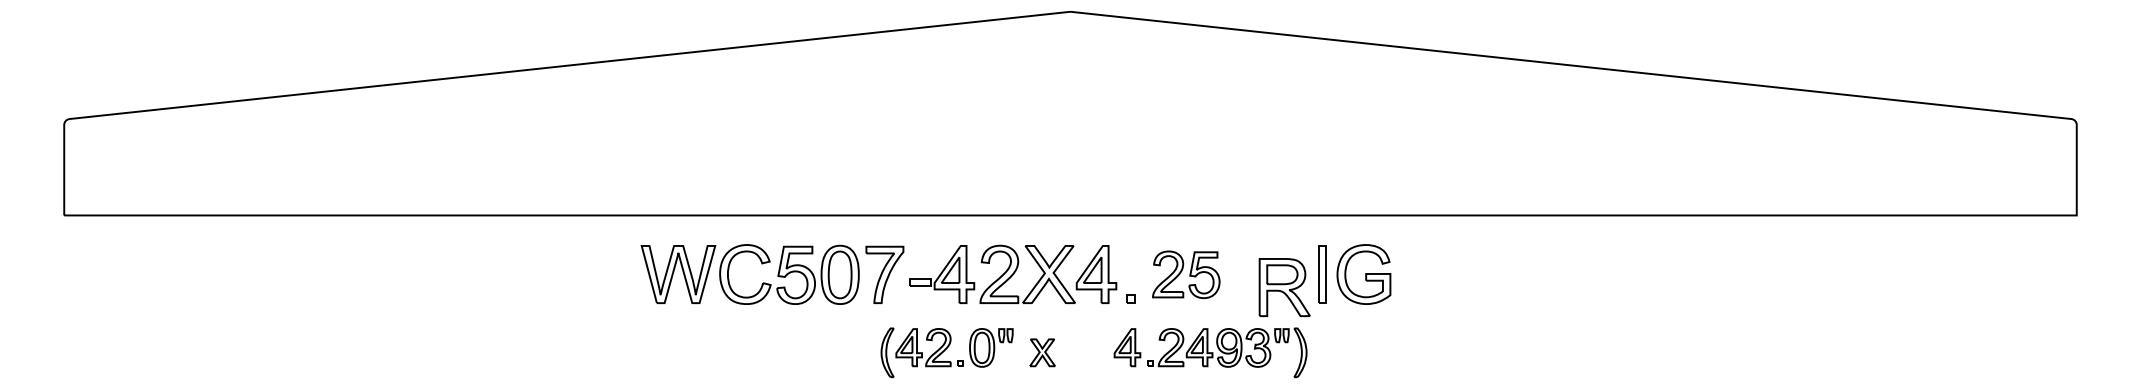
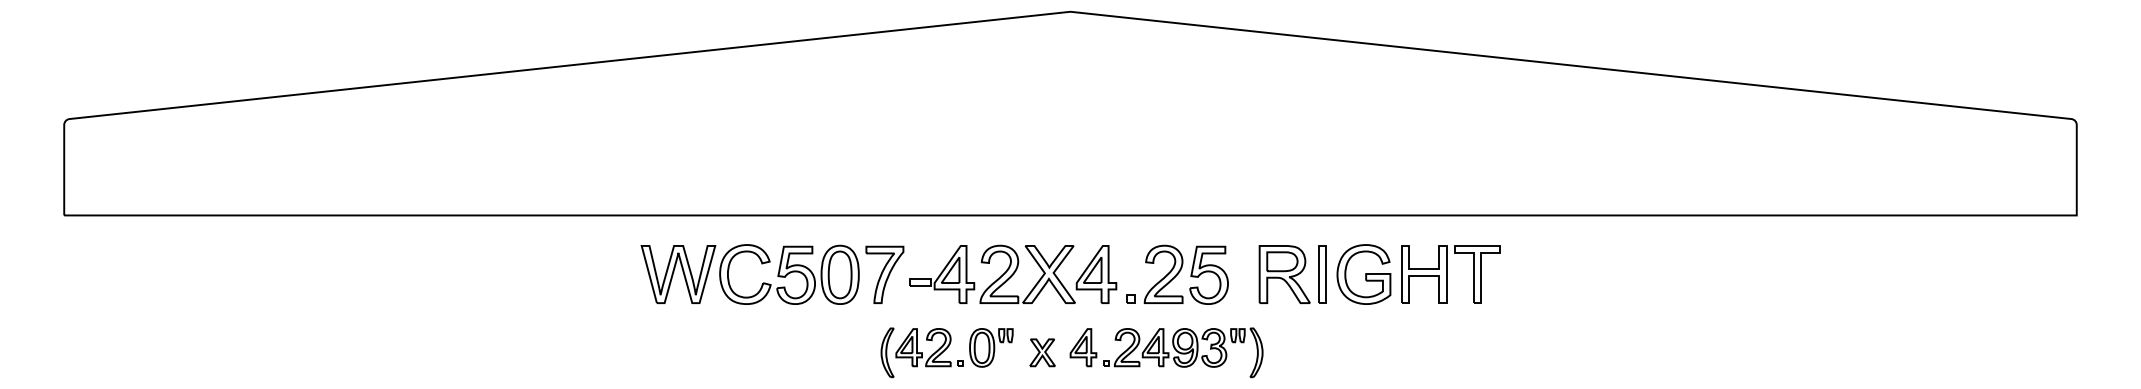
part size: 69x50 px -> 86x61 px (1185, 274)
part: none -> present (1450, 274)
part position: (1284, 287) -> (1284, 274) (1284, 274)
part position: (1210, 352) -> (1166, 352) (1166, 352)
